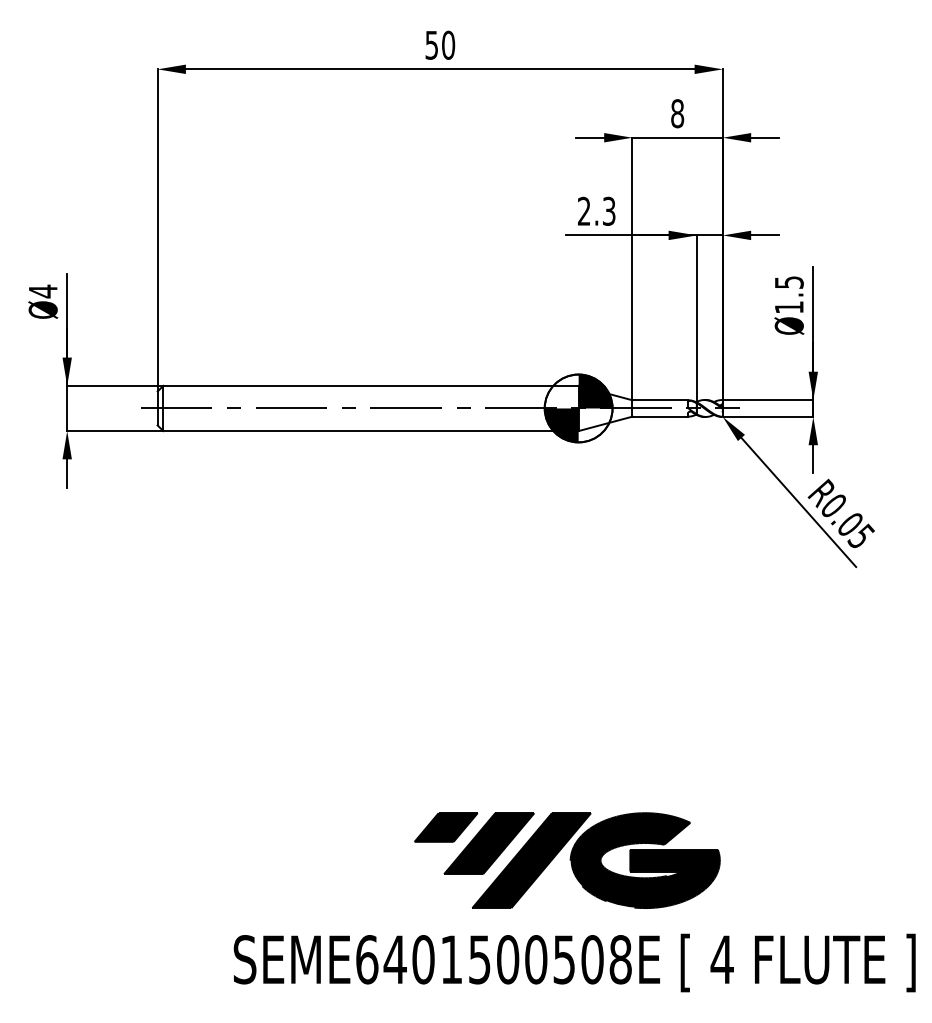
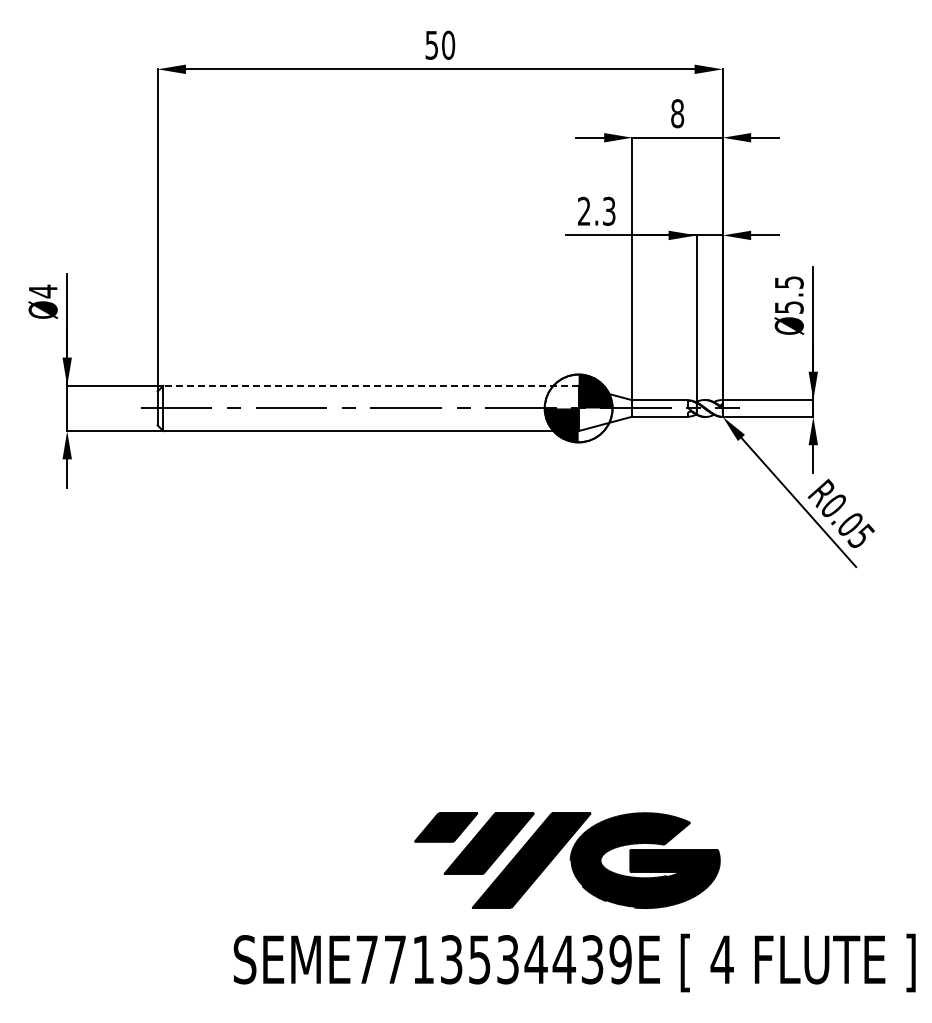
text: Ø1.5 -> Ø5.5 (789, 307)
line: solid -> dashed (370, 385)
text: SEME6401500508E -> SEME7713534439E (493, 959)
